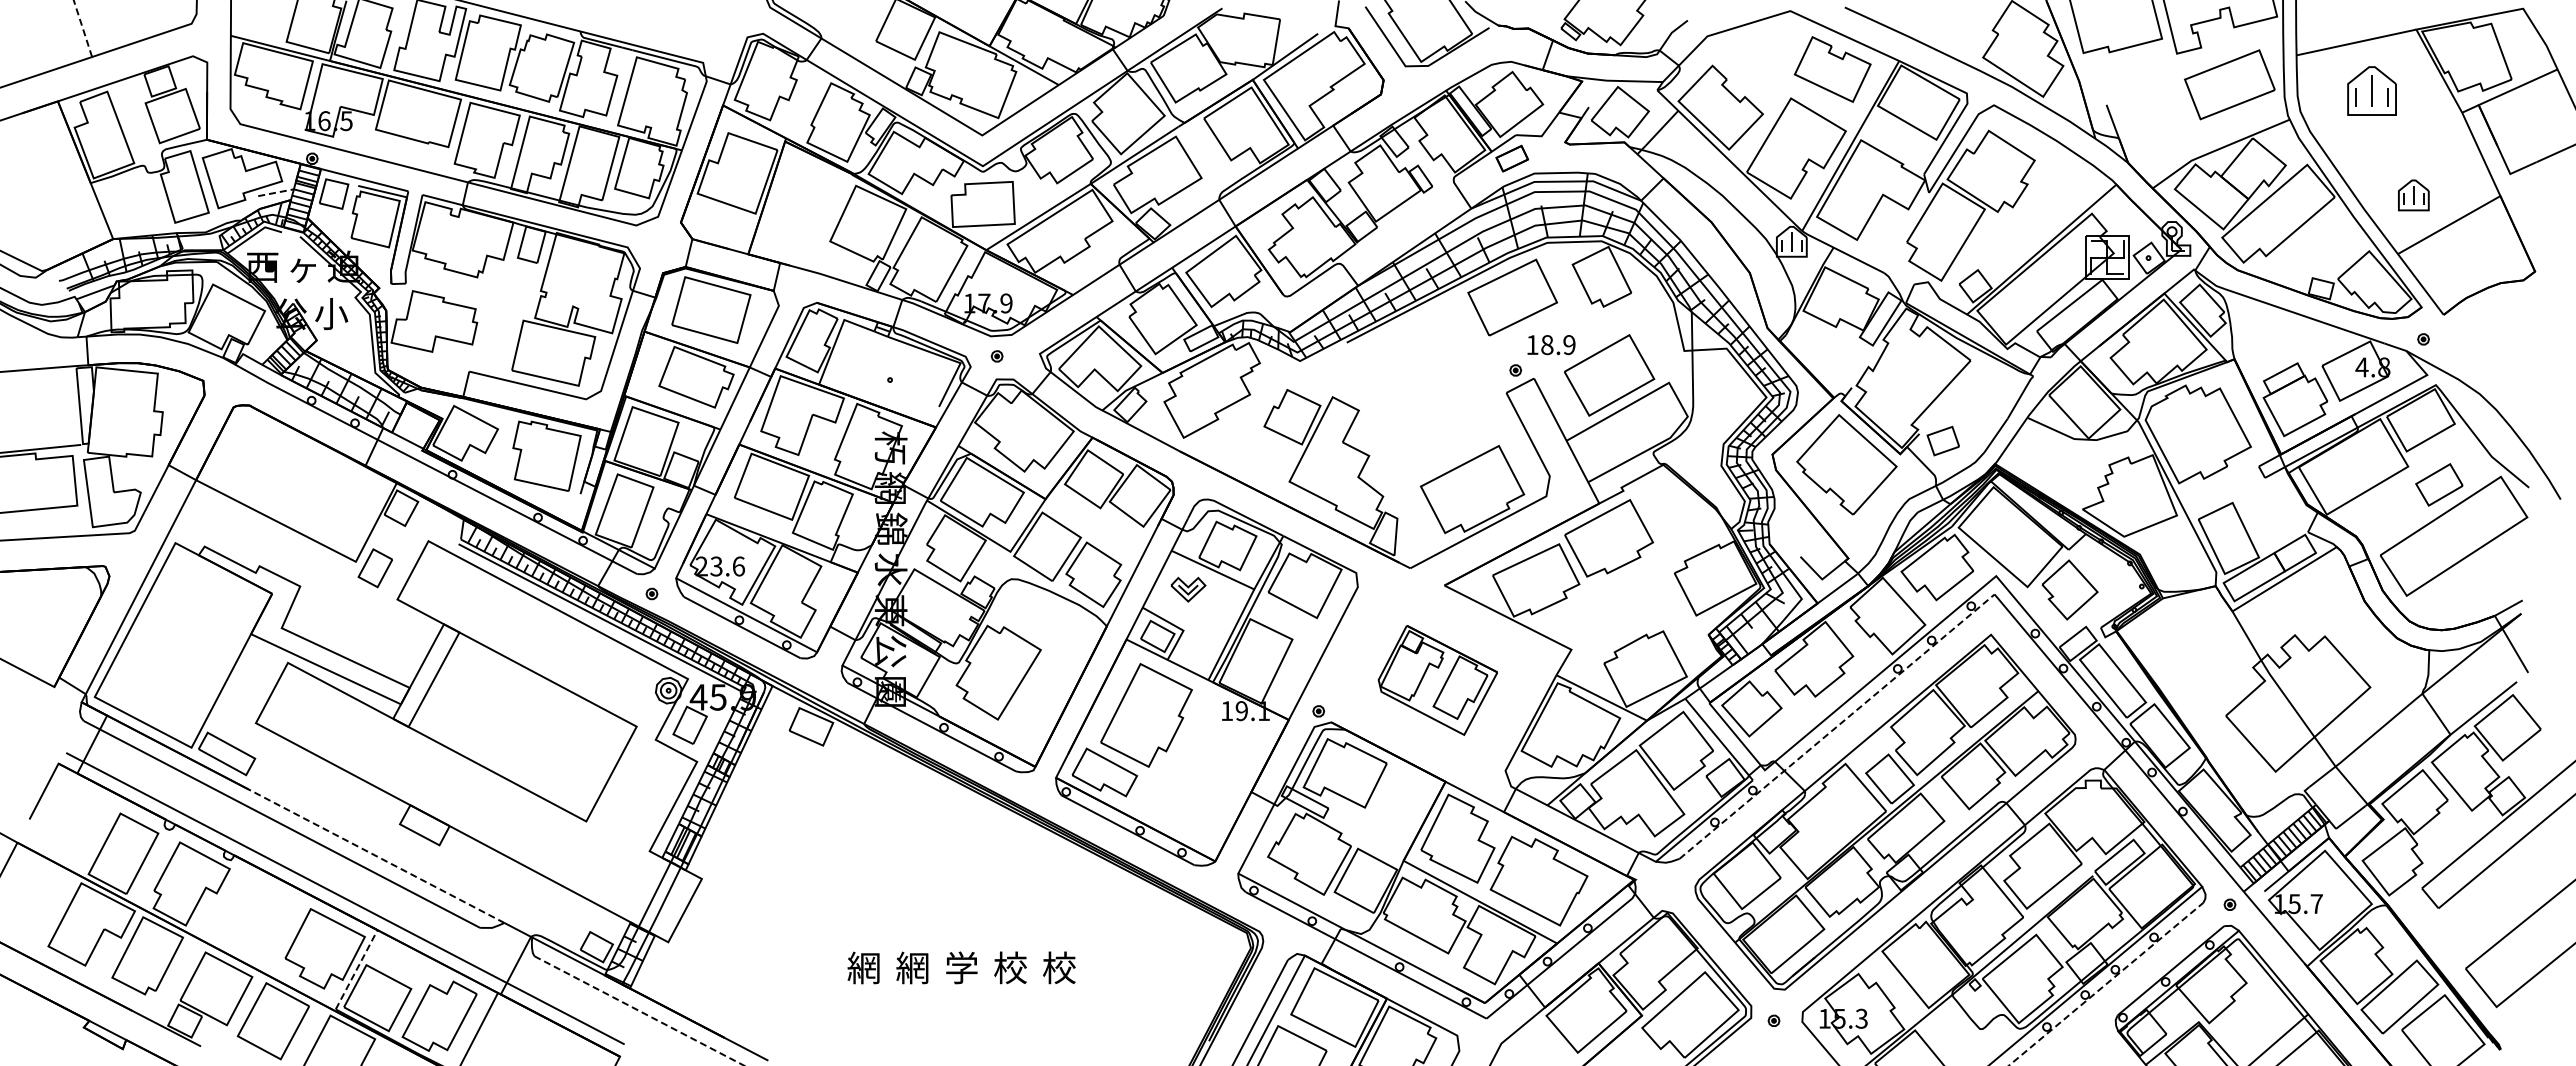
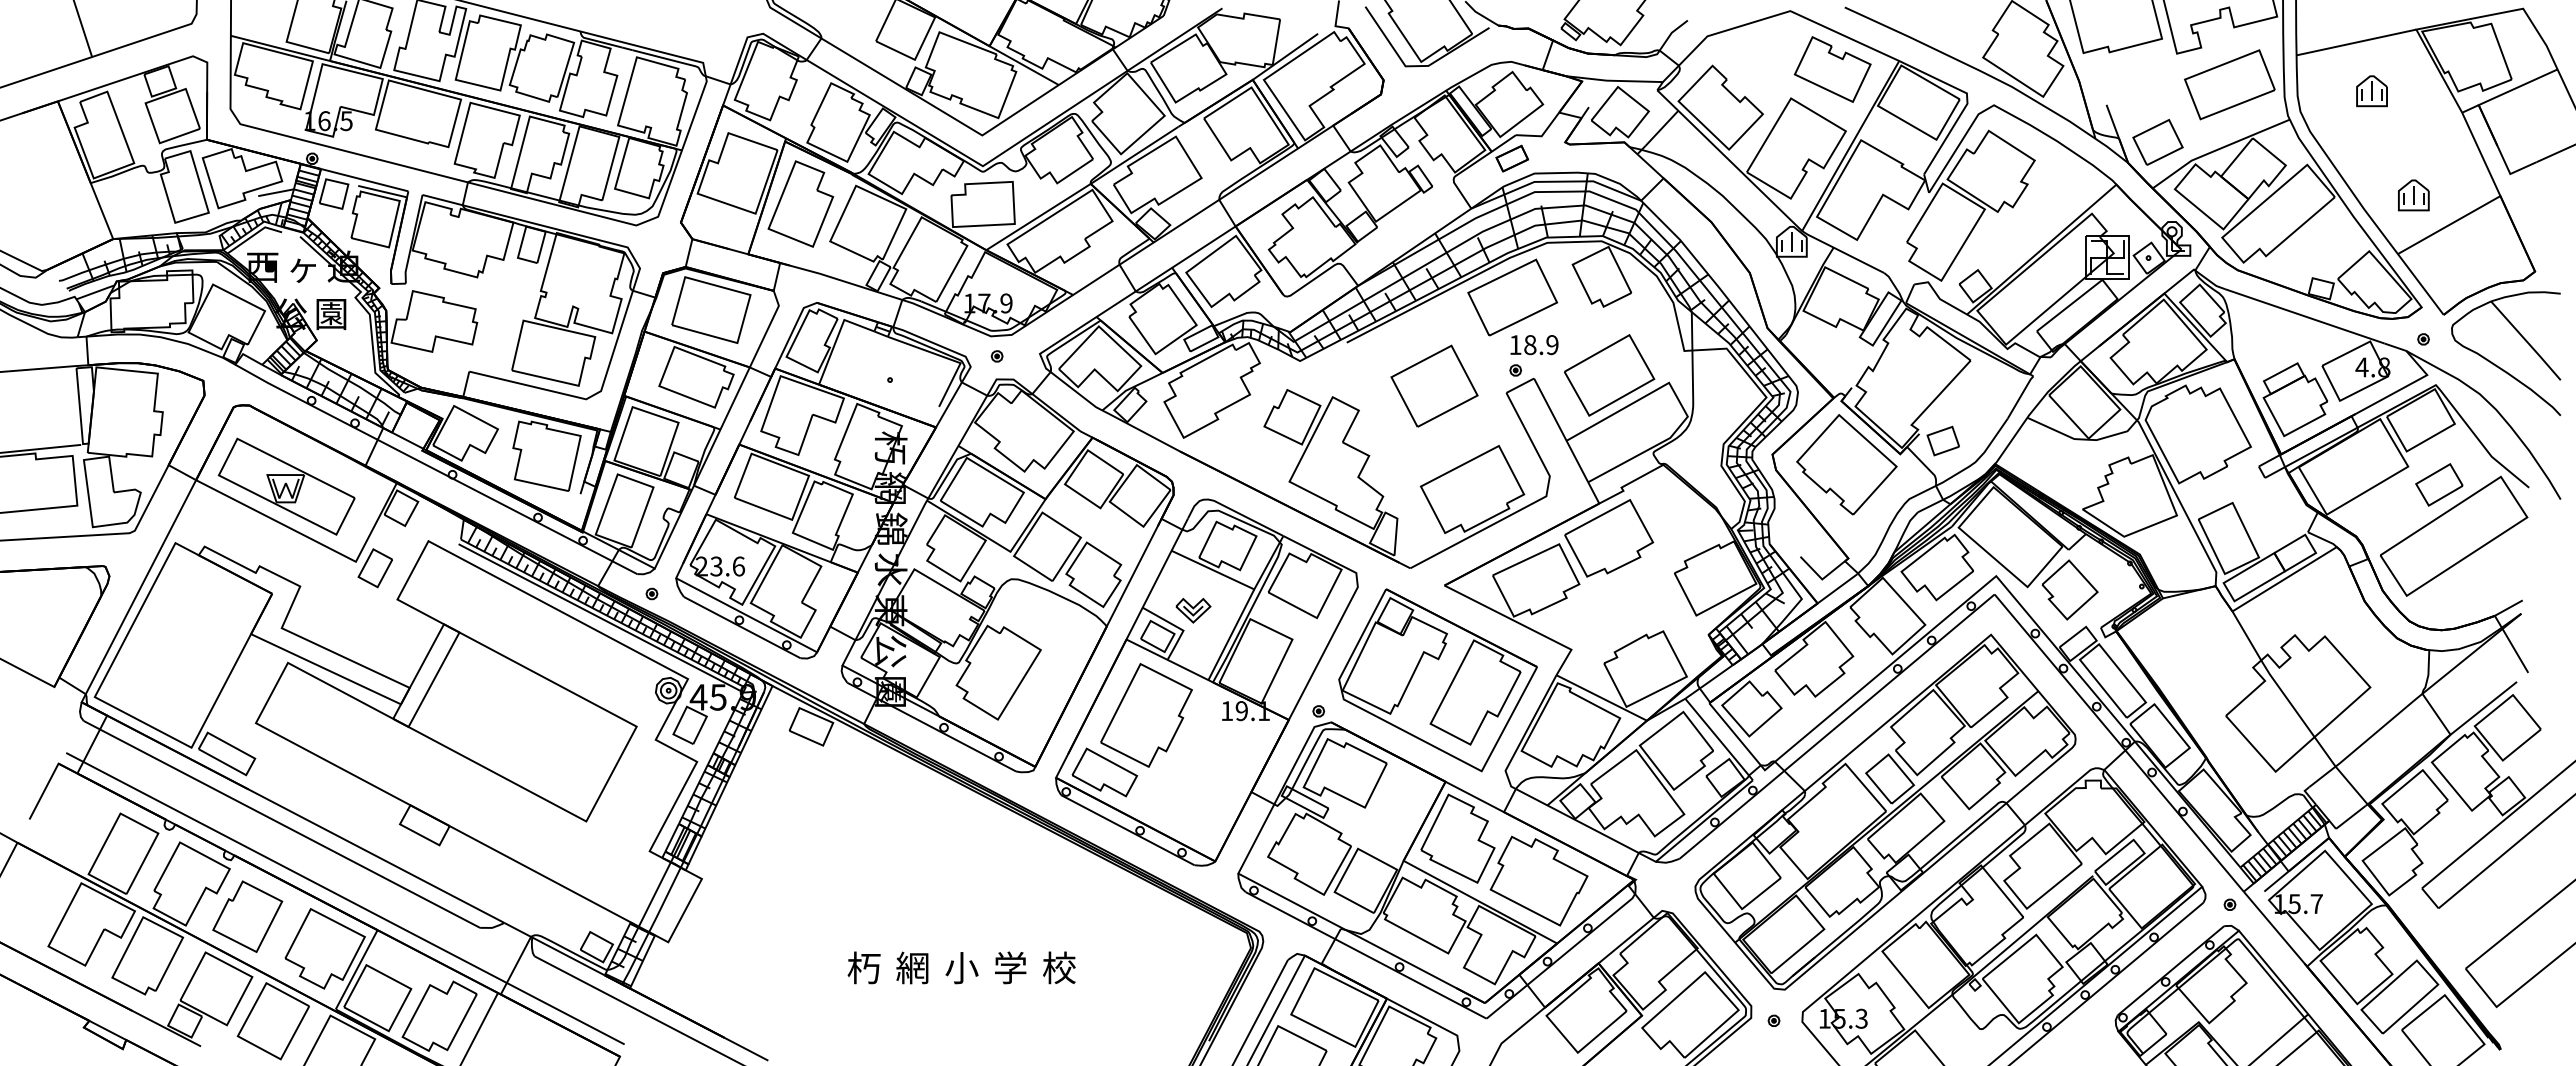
line: dashed -> solid (82, 28)
part size: 50x50 px -> 32x33 px (2371, 91)
part: none -> present (2157, 141)
line: dashed -> solid (276, 192)
part: none -> present (800, 203)
text: 小 -> 園 (331, 314)
text position: (1551, 345) -> (1534, 345) (1534, 345)
part: none -> present (2499, 366)
part: none -> present (1434, 385)
part: none -> present (286, 486)
part position: (1188, 589) -> (1193, 610) (1193, 610)
part size: 121x111 px -> 200x185 px (1437, 680)
line: dashed -> solid (1837, 726)
line: dashed -> solid (376, 856)
part: none -> present (247, 916)
text: 学 -> 小 (961, 966)
text: 網 -> 朽 (863, 967)
text: 校 -> 学 (1010, 967)
line: dashed -> solid (356, 969)
line: dashed -> solid (2106, 984)
line: dashed -> solid (639, 1011)
